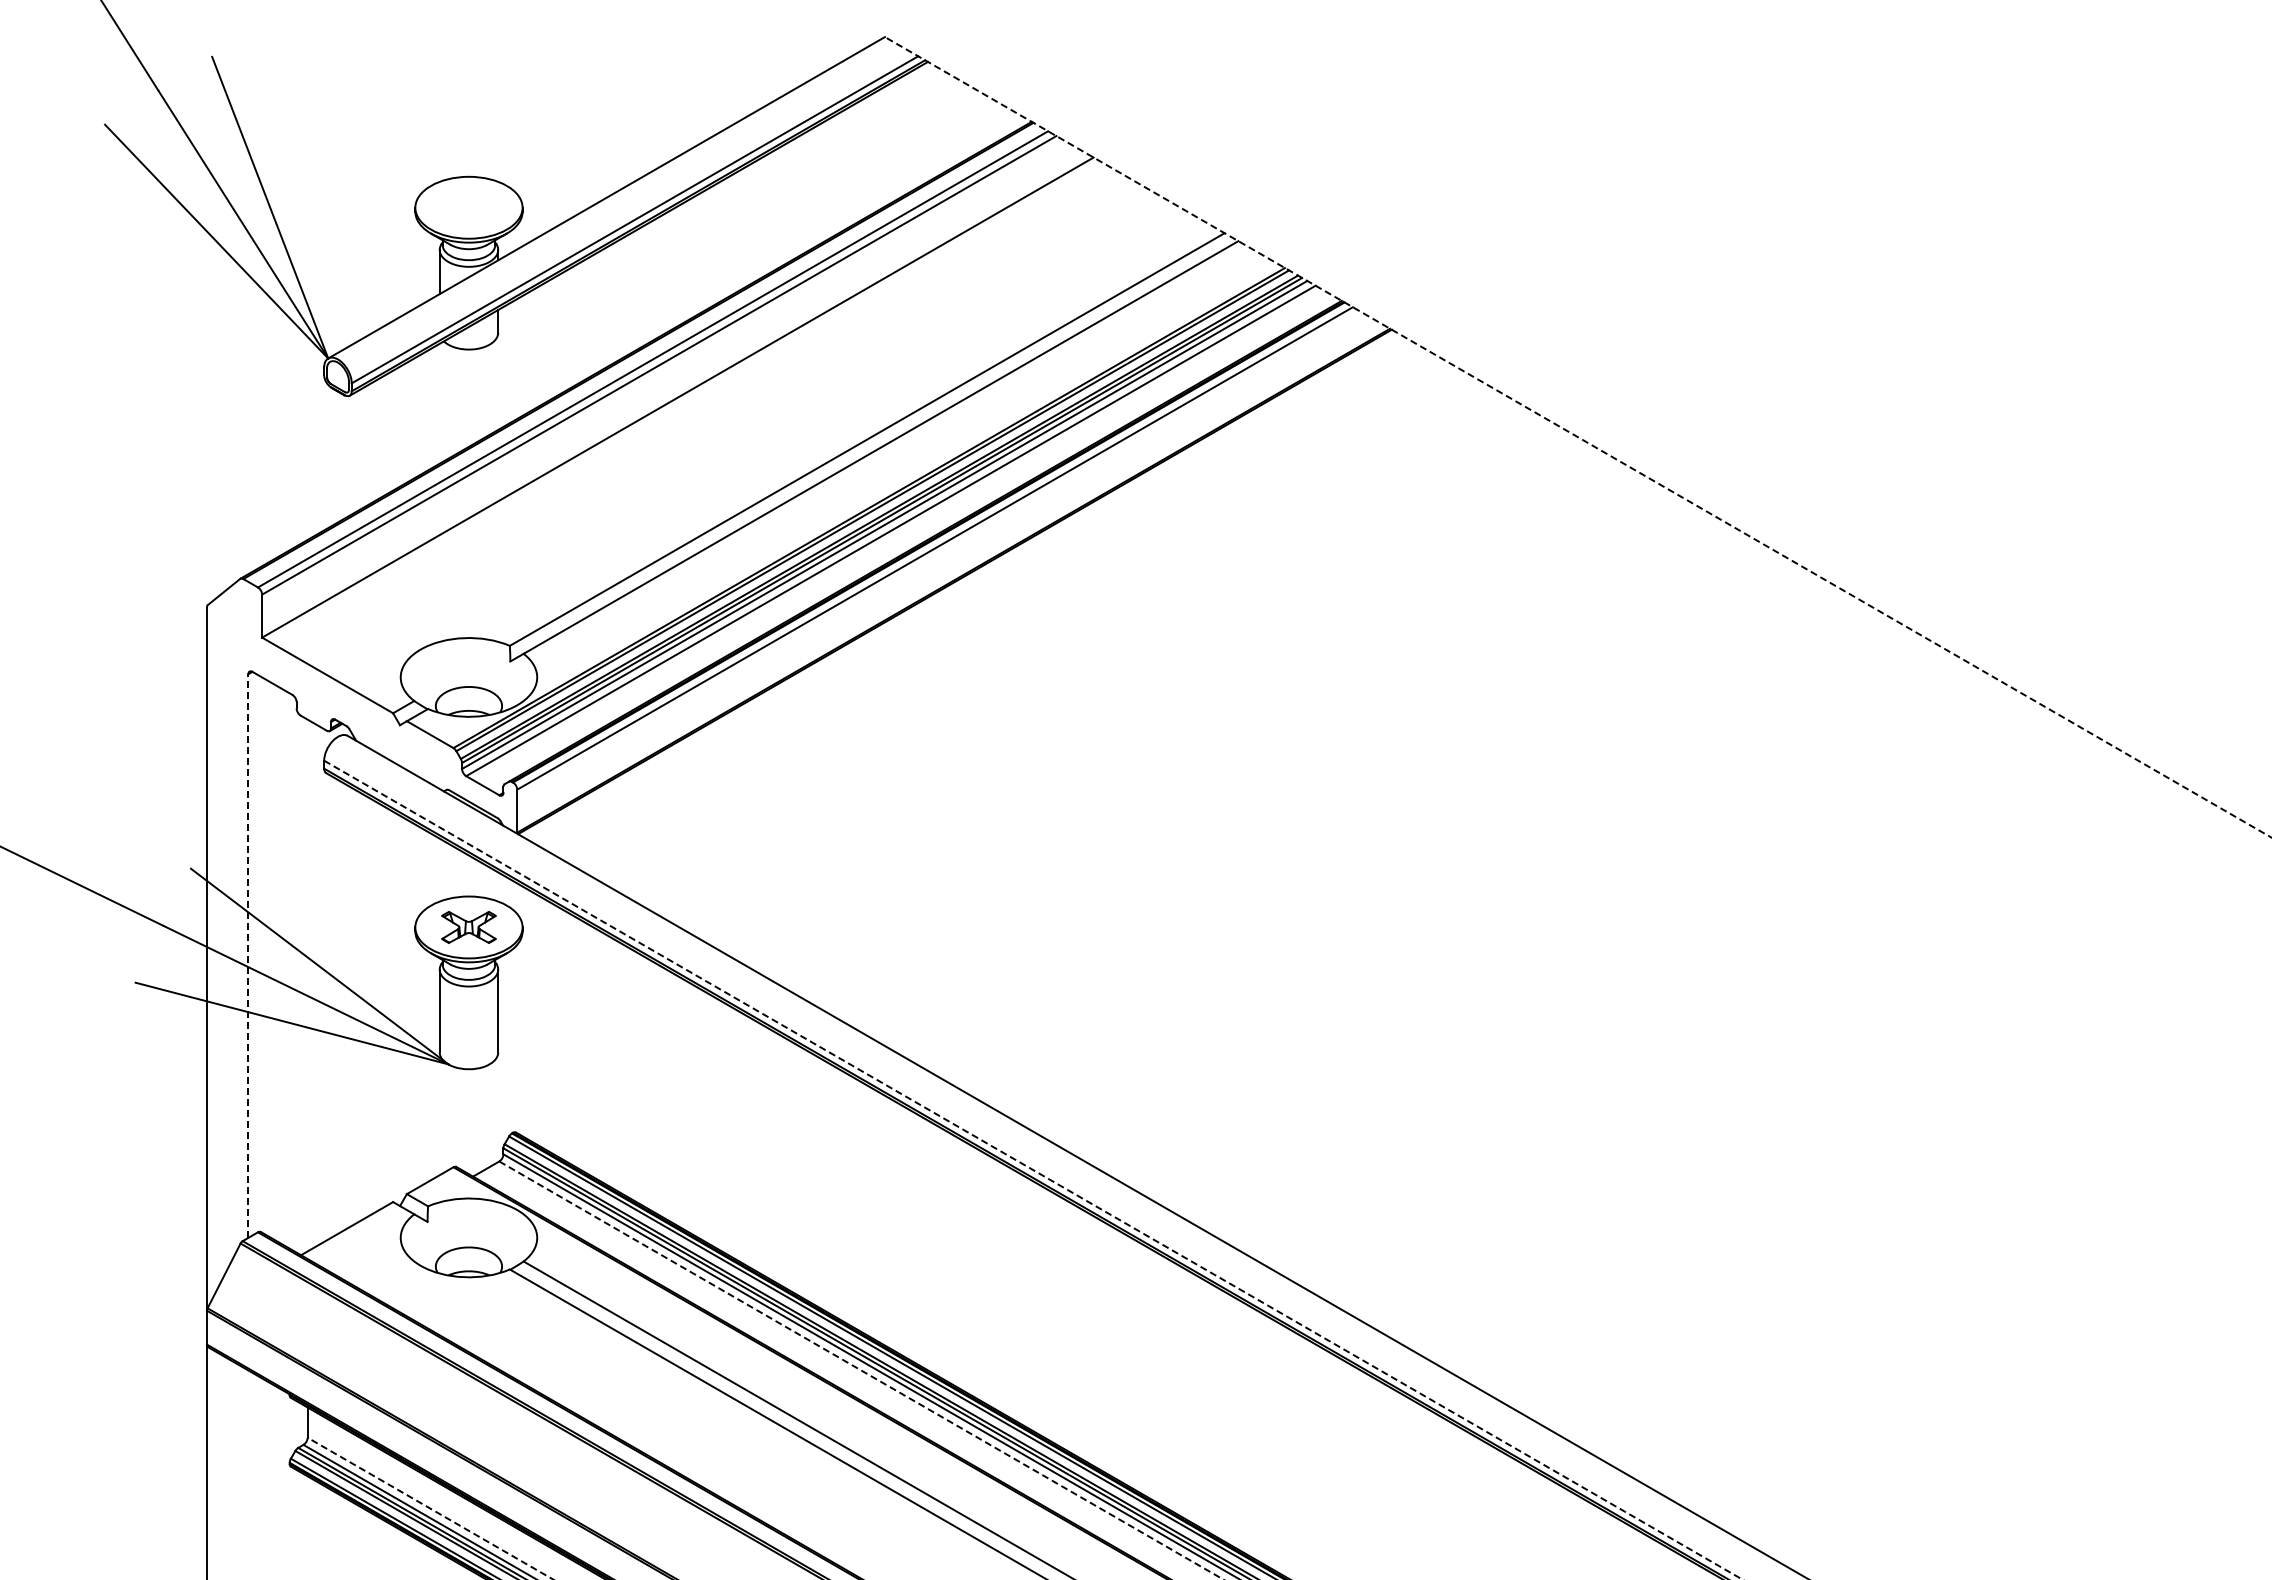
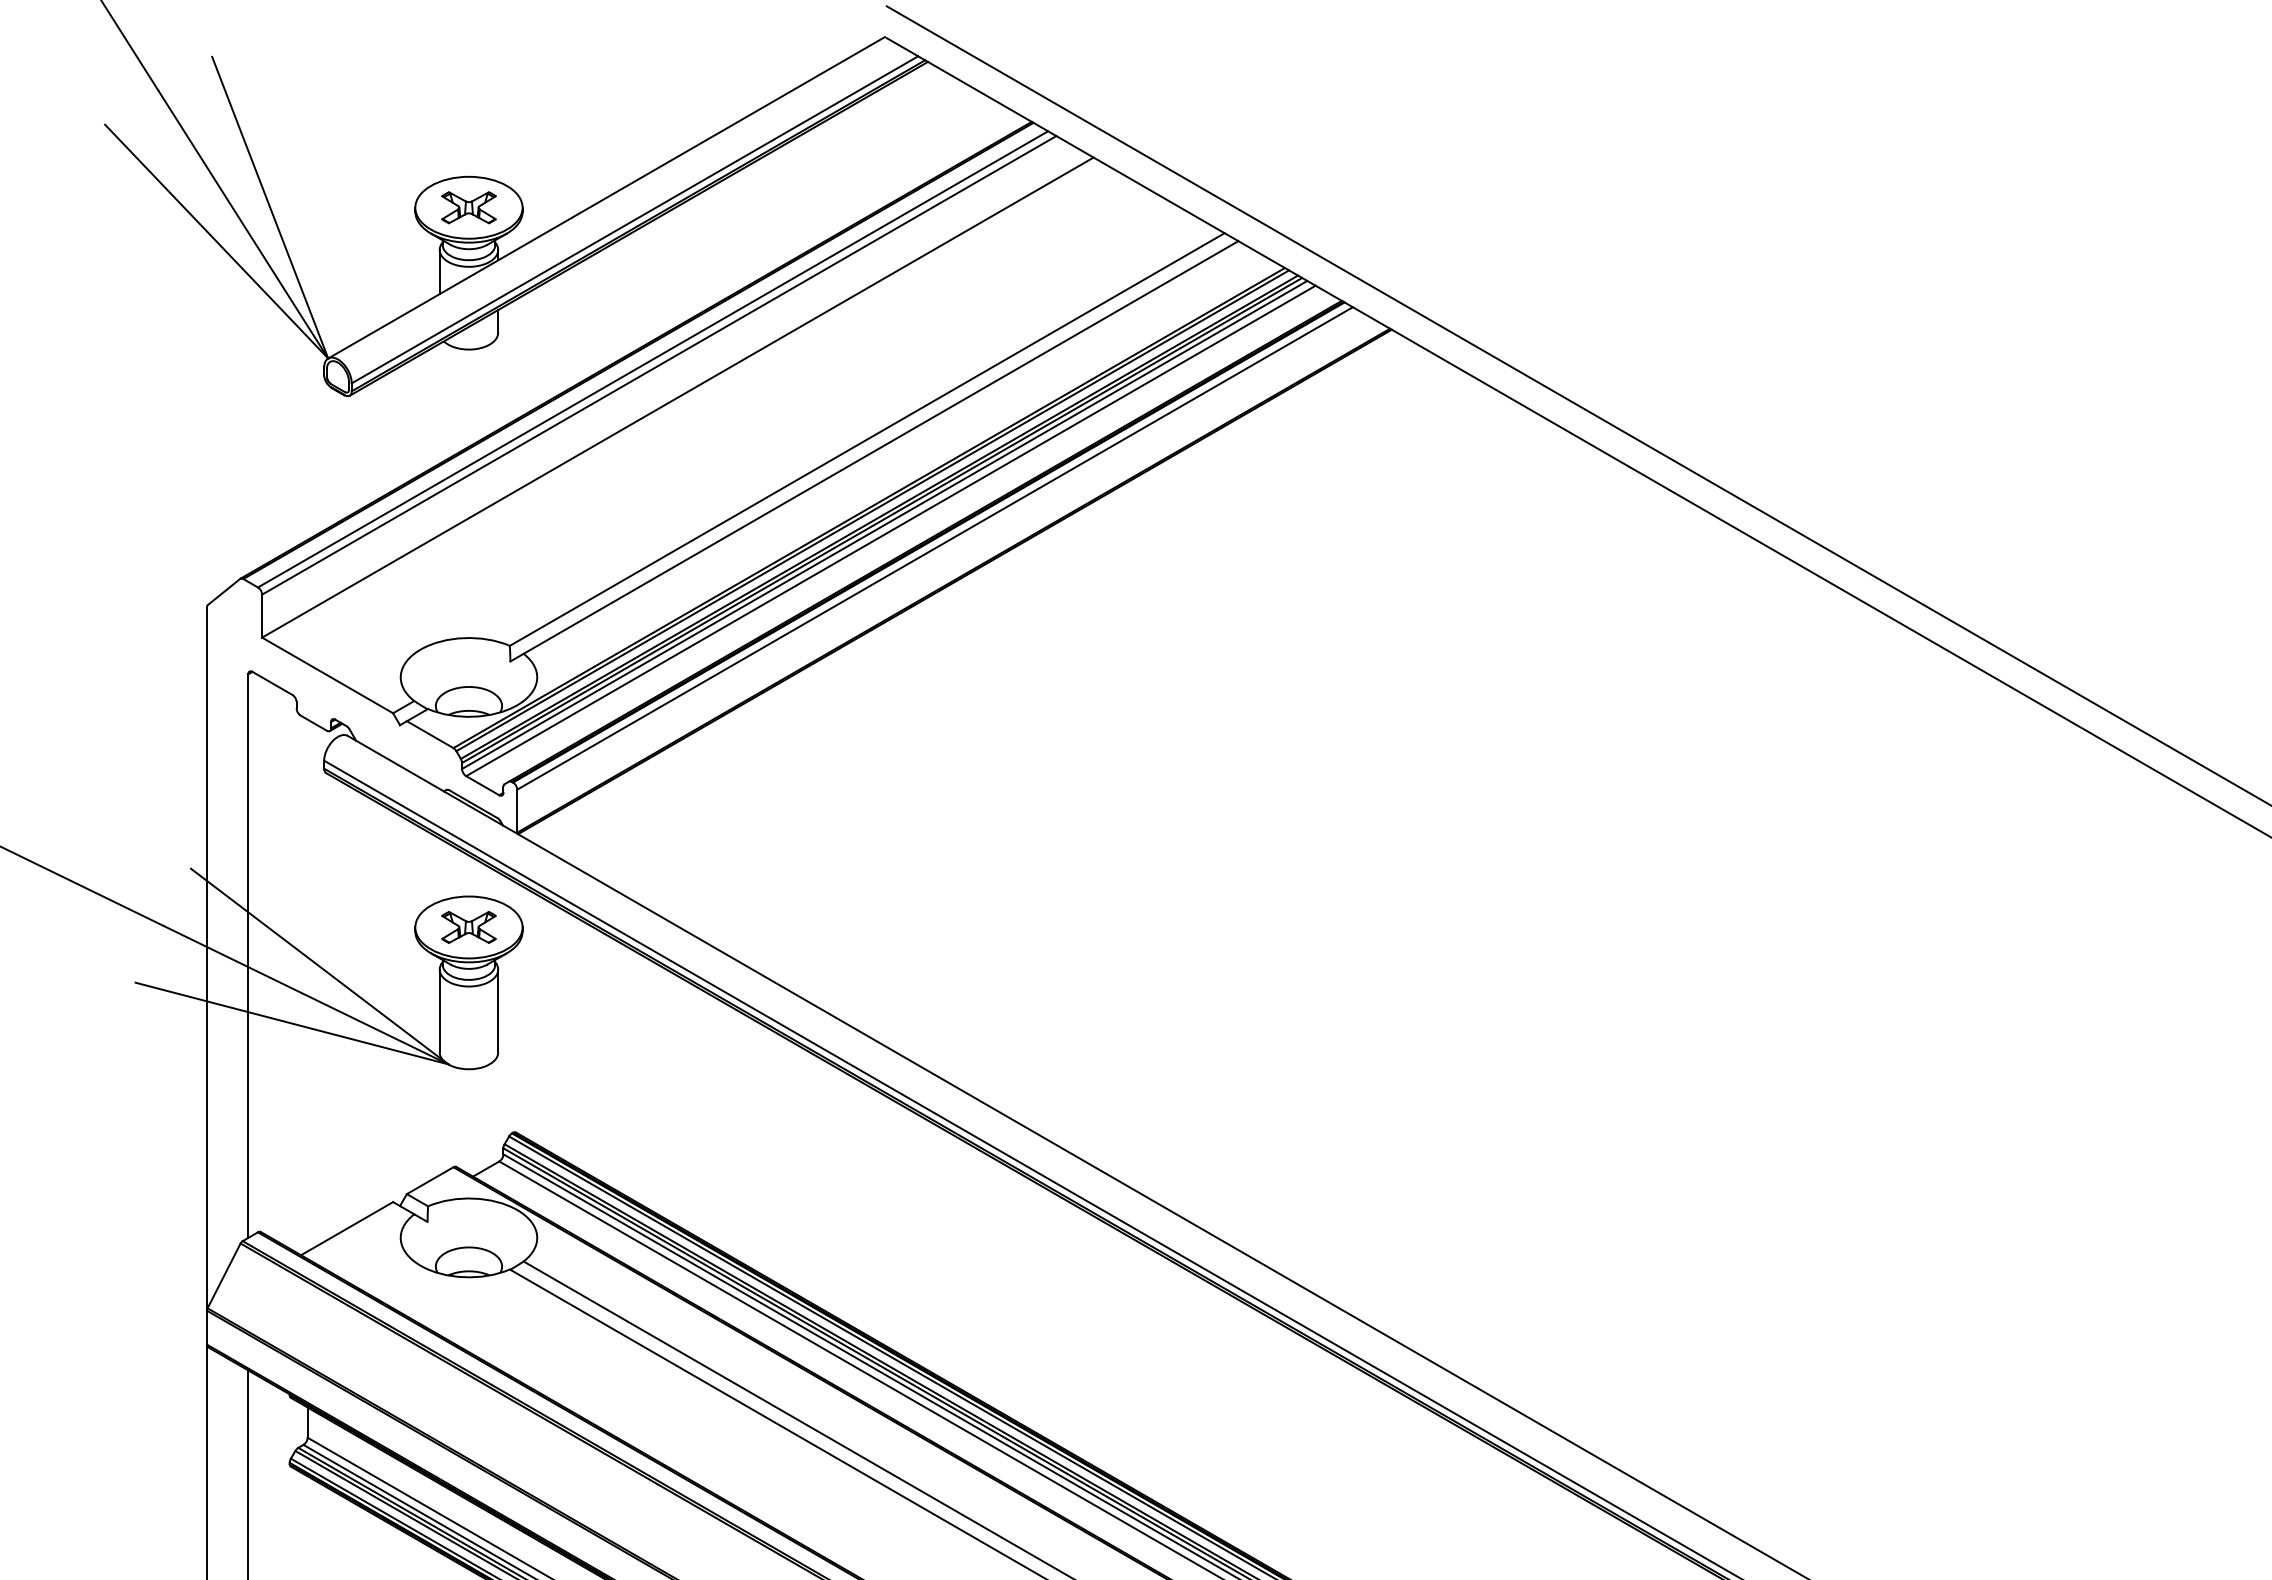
part: none -> present (468, 207)
line: none -> present (1577, 404)
line: dashed -> solid (1579, 438)
line: dashed -> solid (248, 956)
line: dashed -> solid (1033, 1170)
line: dashed -> solid (861, 1370)
line: none -> present (248, 1473)
line: dashed -> solid (430, 1508)
